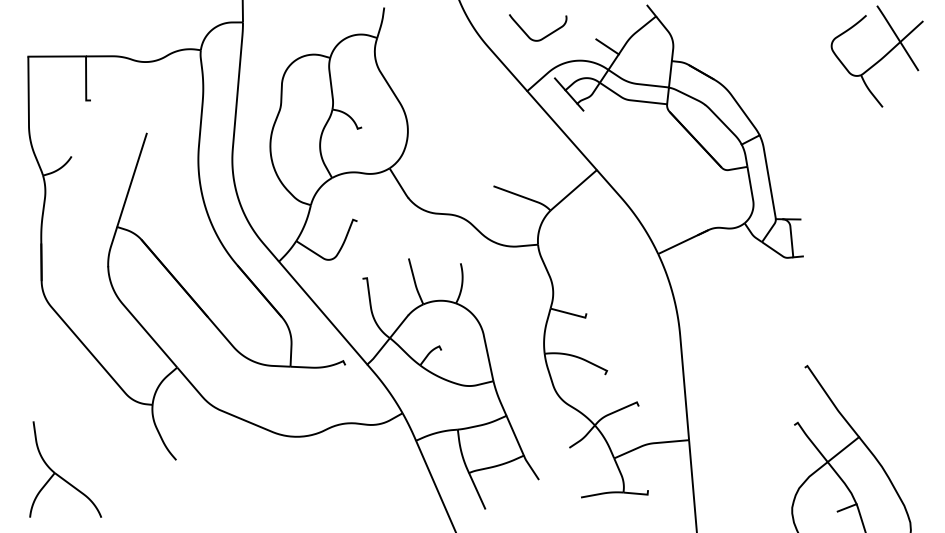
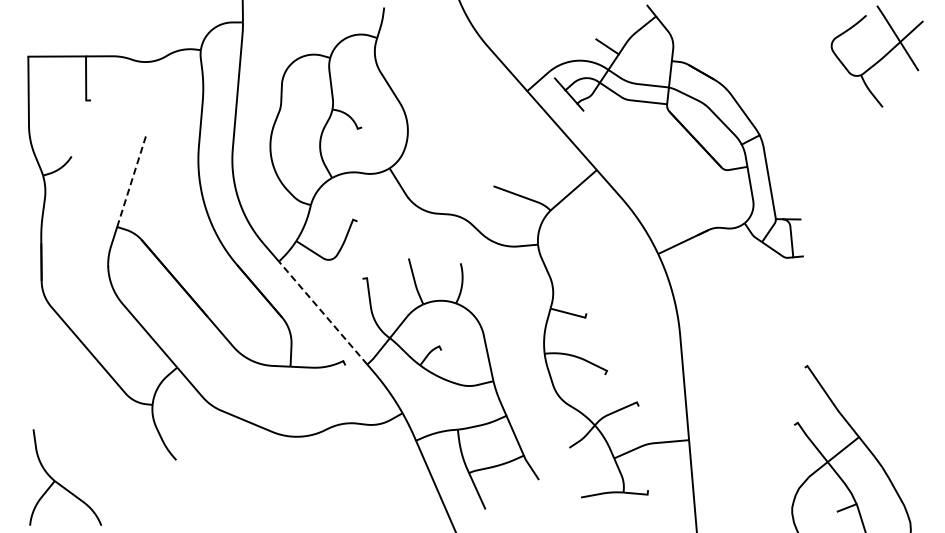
curve: present -> none (542, 37)
line: solid -> dashed (131, 180)
line: solid -> dashed (323, 313)
part position: (61, 476) -> (61, 484) (61, 484)
